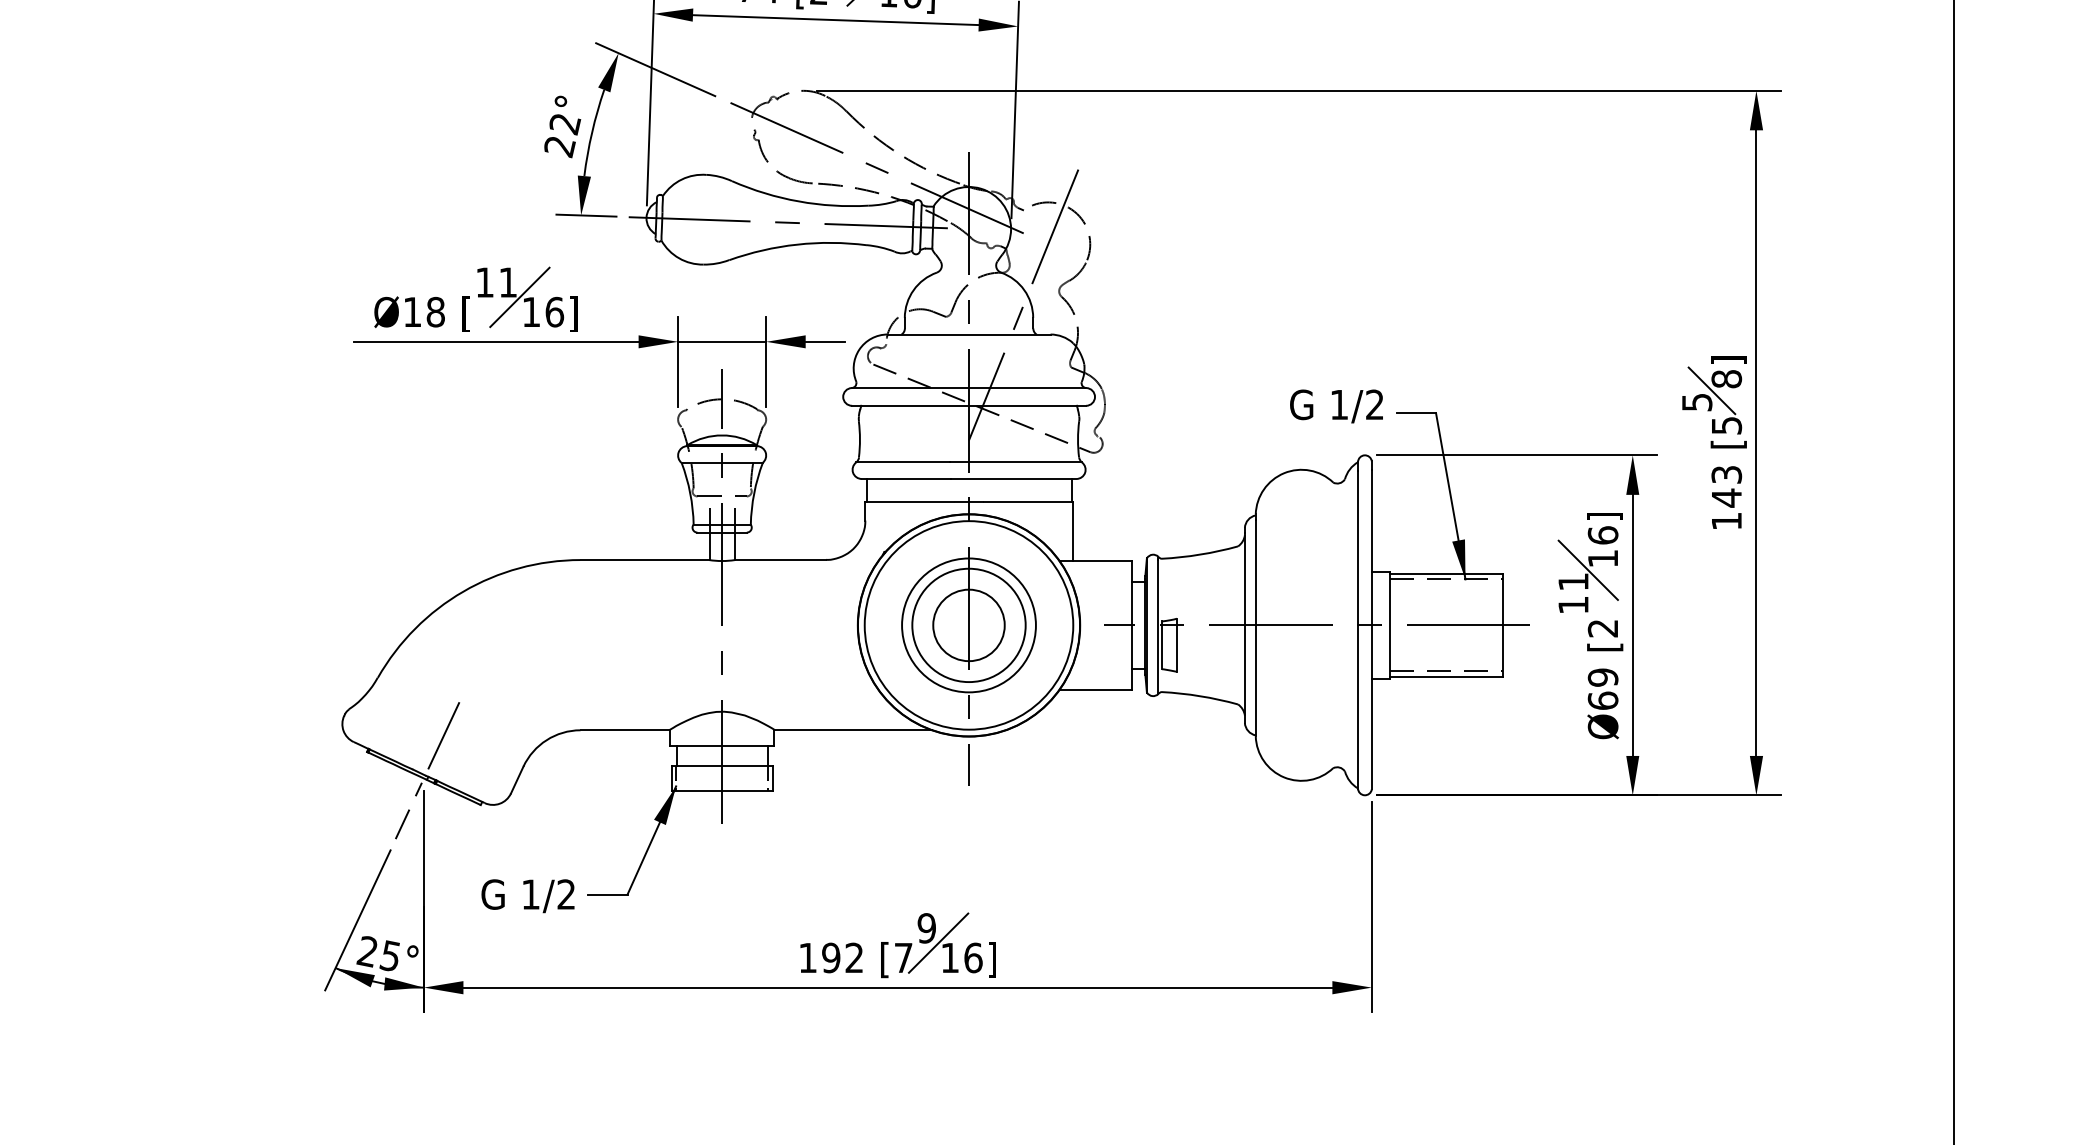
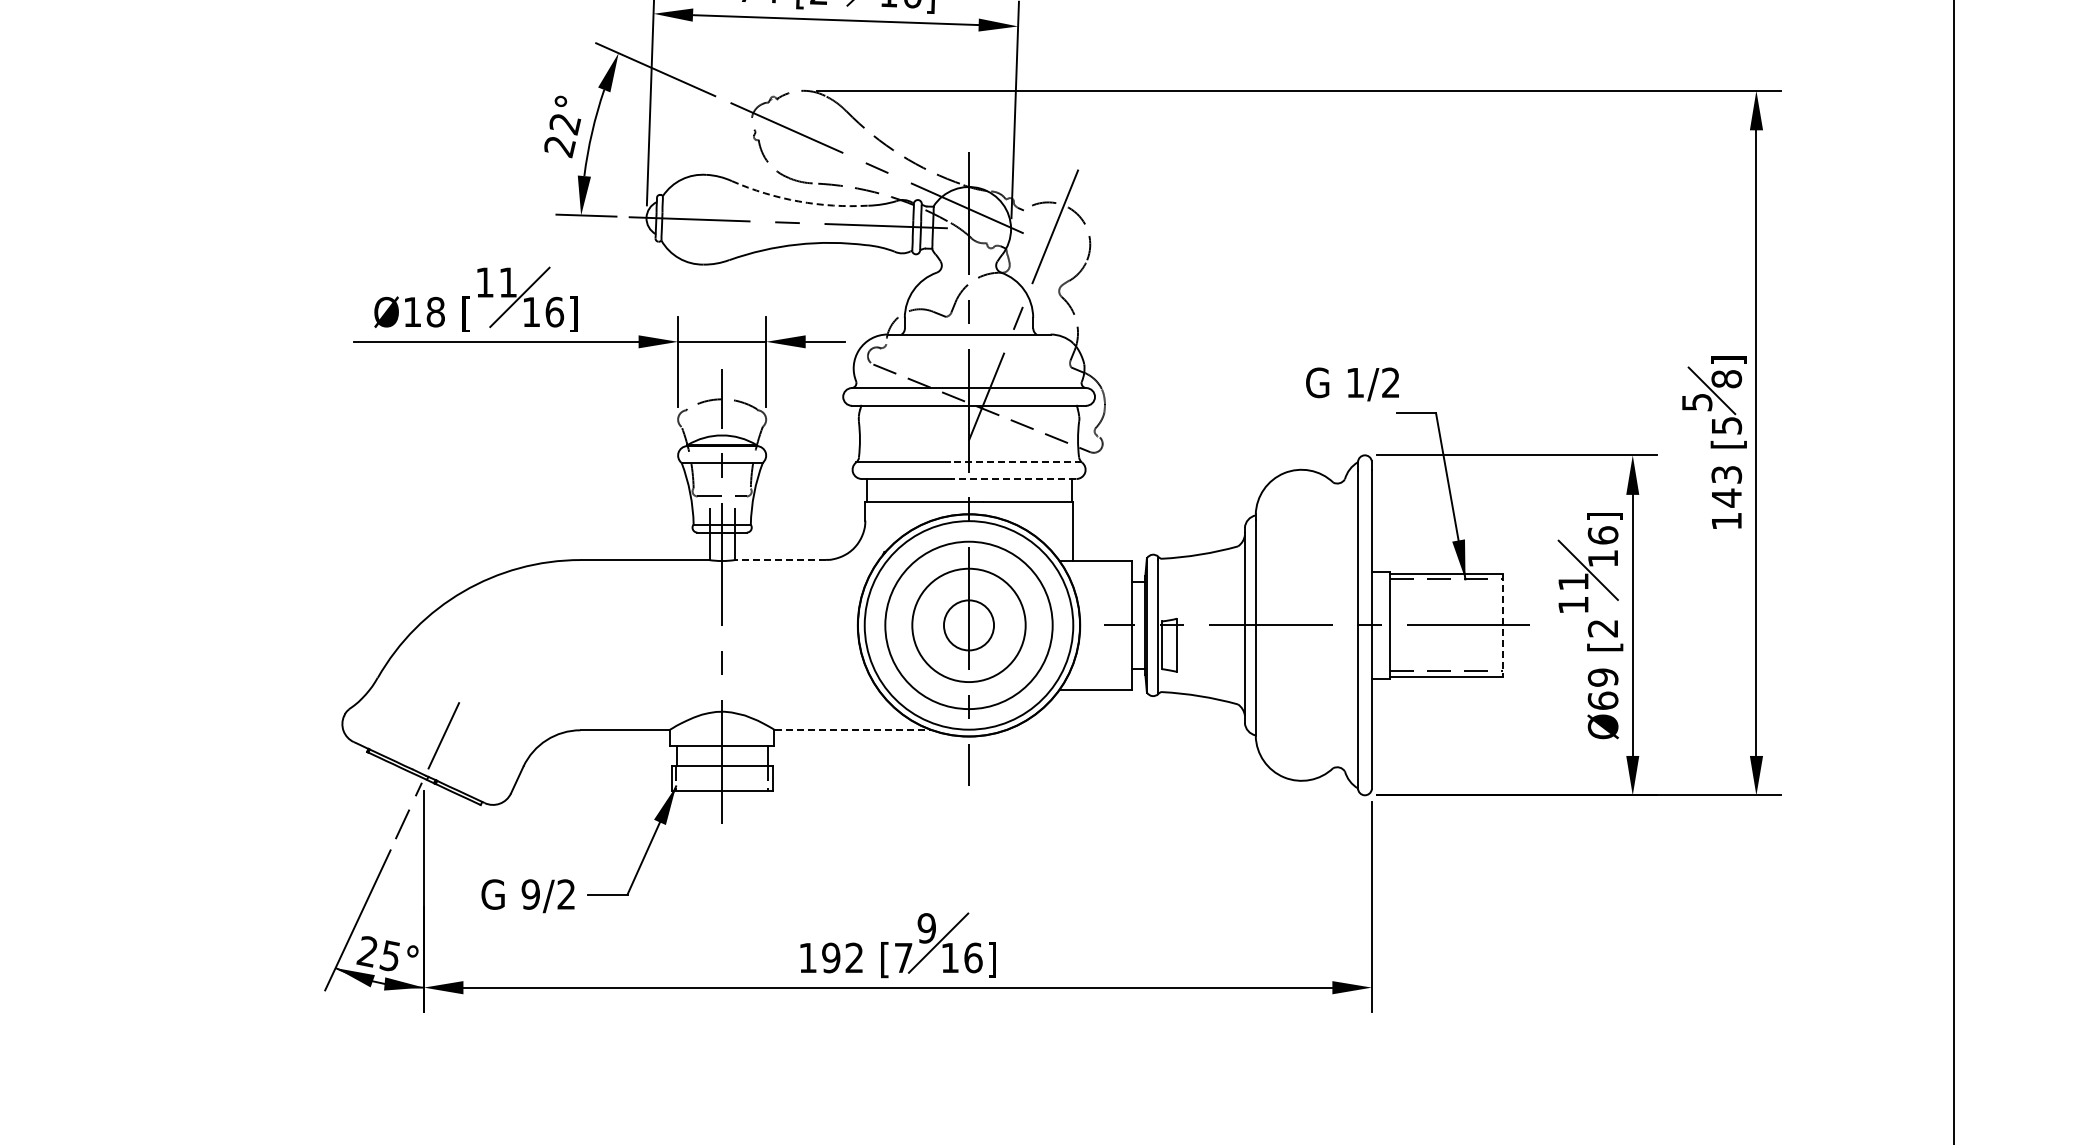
arc: solid -> dashed (798, 201)
text position: (1336, 406) -> (1352, 384) (1352, 384)
line: solid -> dashed (1015, 462)
line: solid -> dashed (1013, 478)
line: solid -> dashed (780, 560)
circle diameter: 134 px -> 167 px (968, 625)
circle diameter: 71 px -> 50 px (968, 625)
line: solid -> dashed (1503, 625)
line: solid -> dashed (853, 730)
text: 1/2 -> 9/2 (530, 894)
